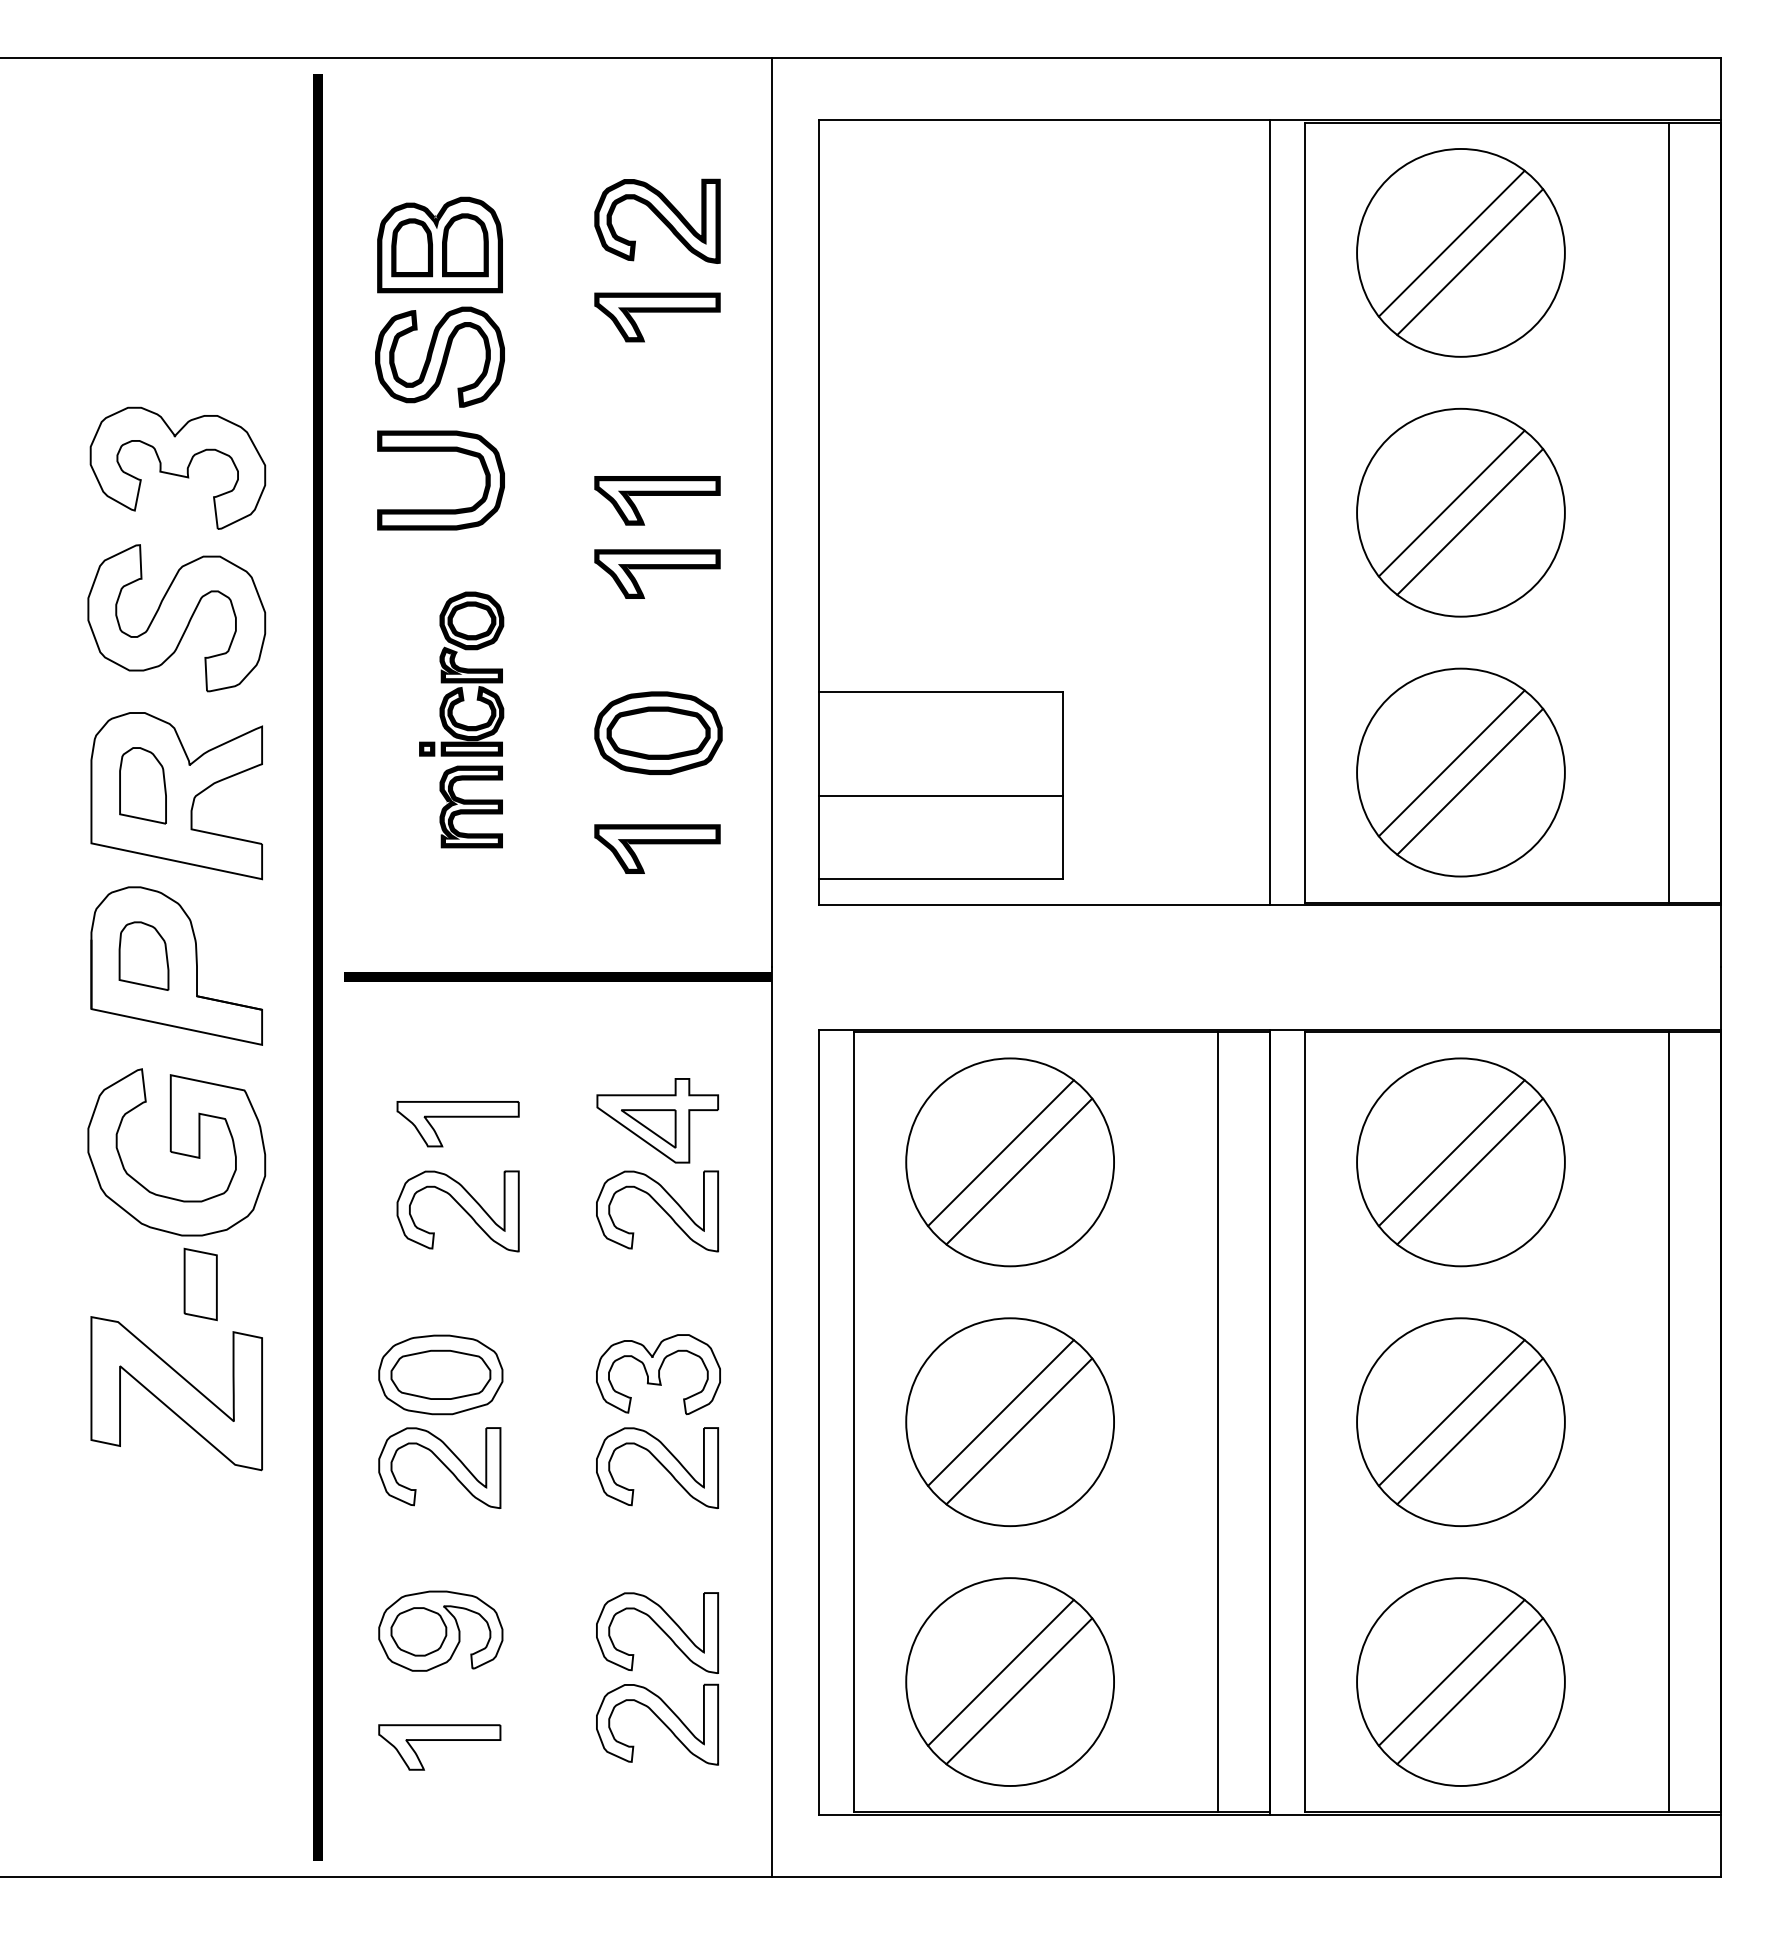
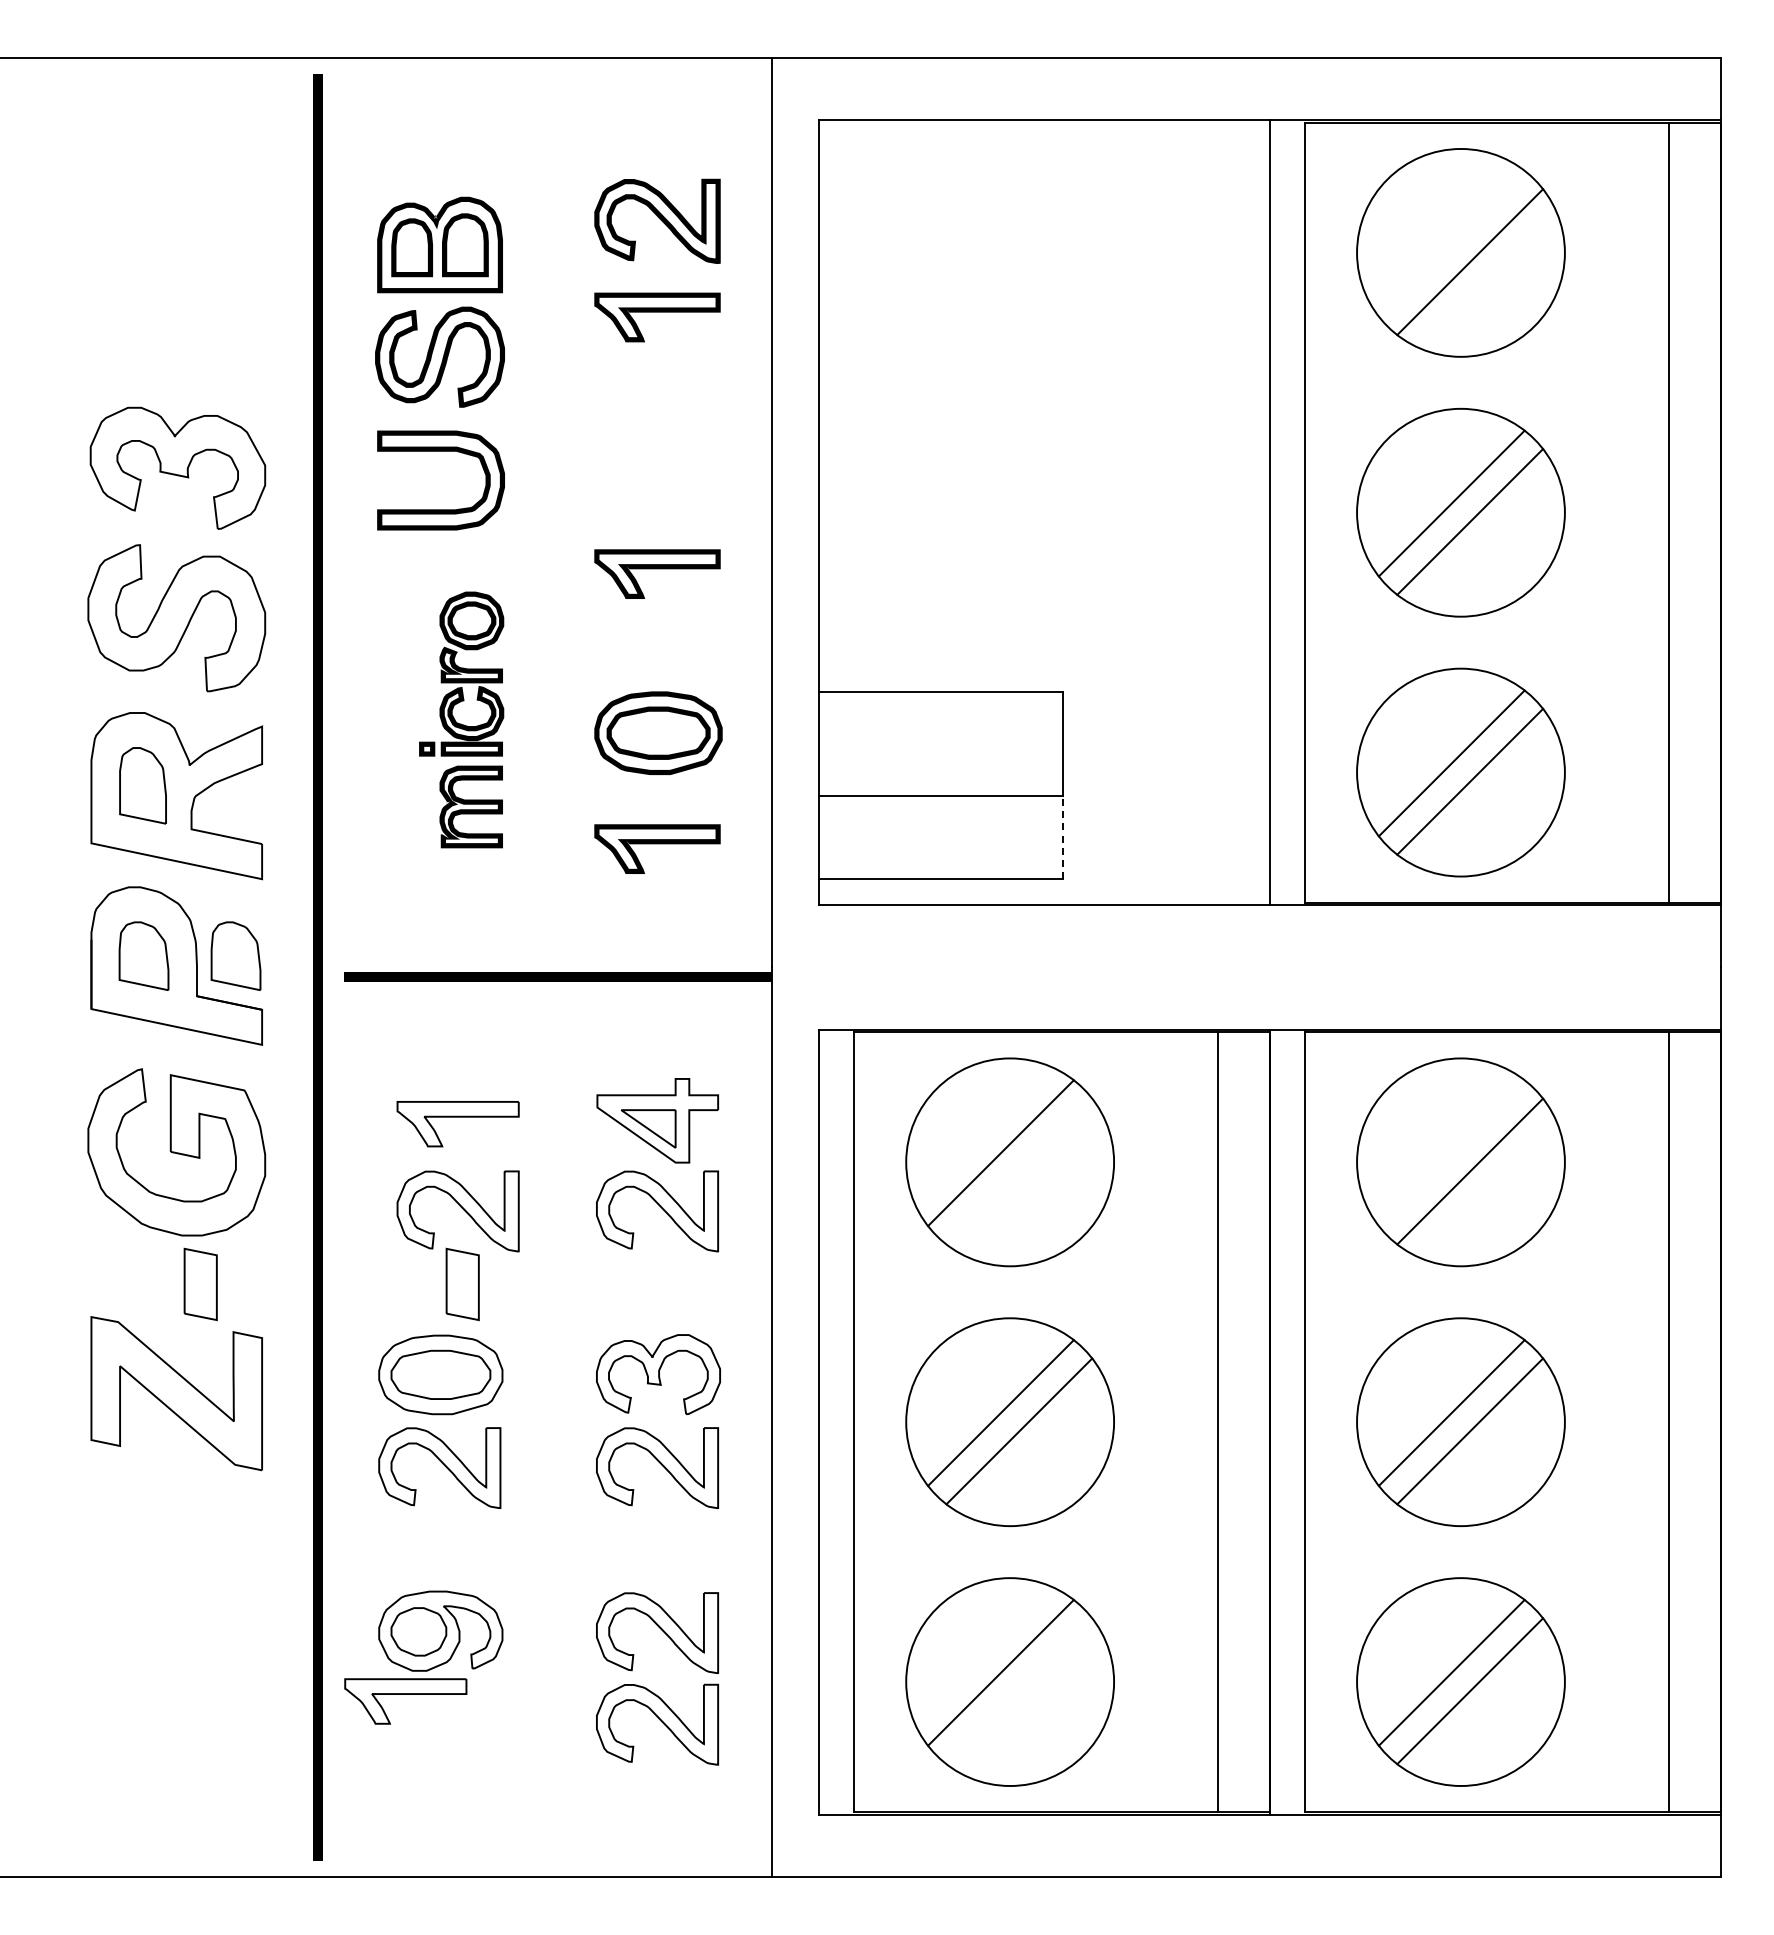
line: present -> none (1451, 243)
part: present -> none (657, 500)
line: solid -> dashed (1063, 837)
part: none -> present (235, 955)
line: present -> none (1451, 1153)
line: present -> none (1019, 1171)
part: none -> present (462, 1284)
line: present -> none (1019, 1691)
part position: (439, 1740) -> (405, 1694) (405, 1694)
